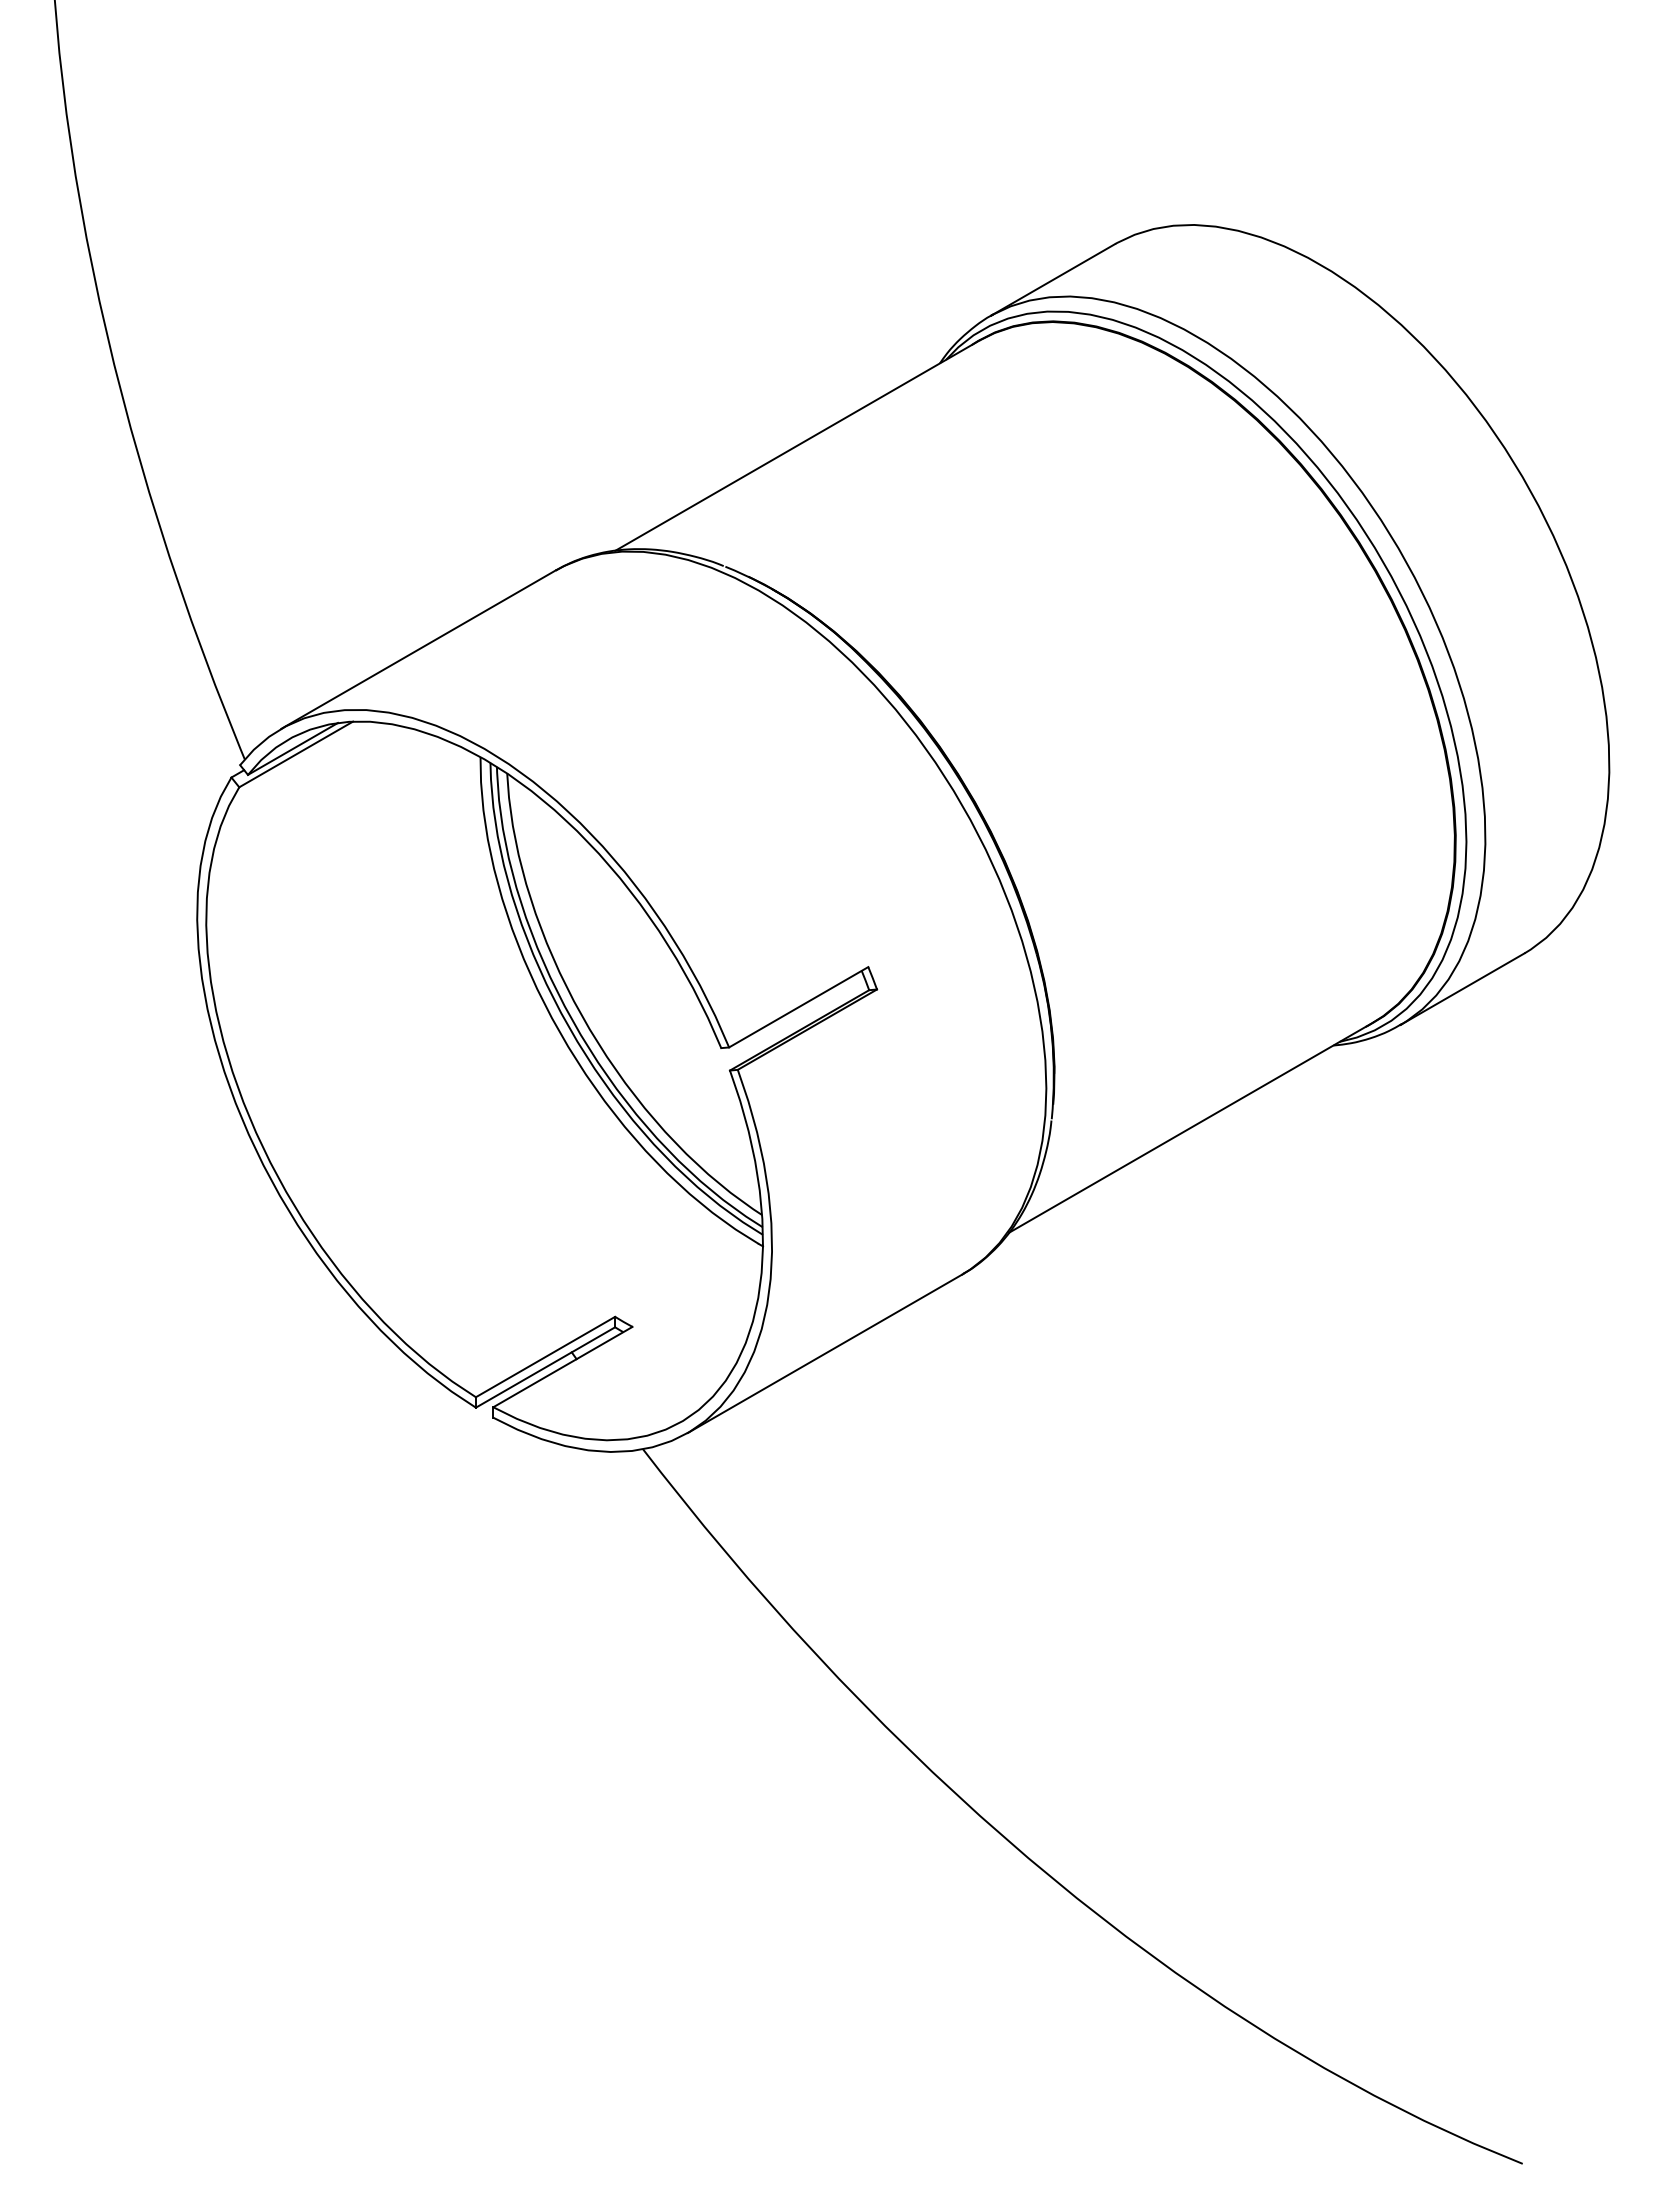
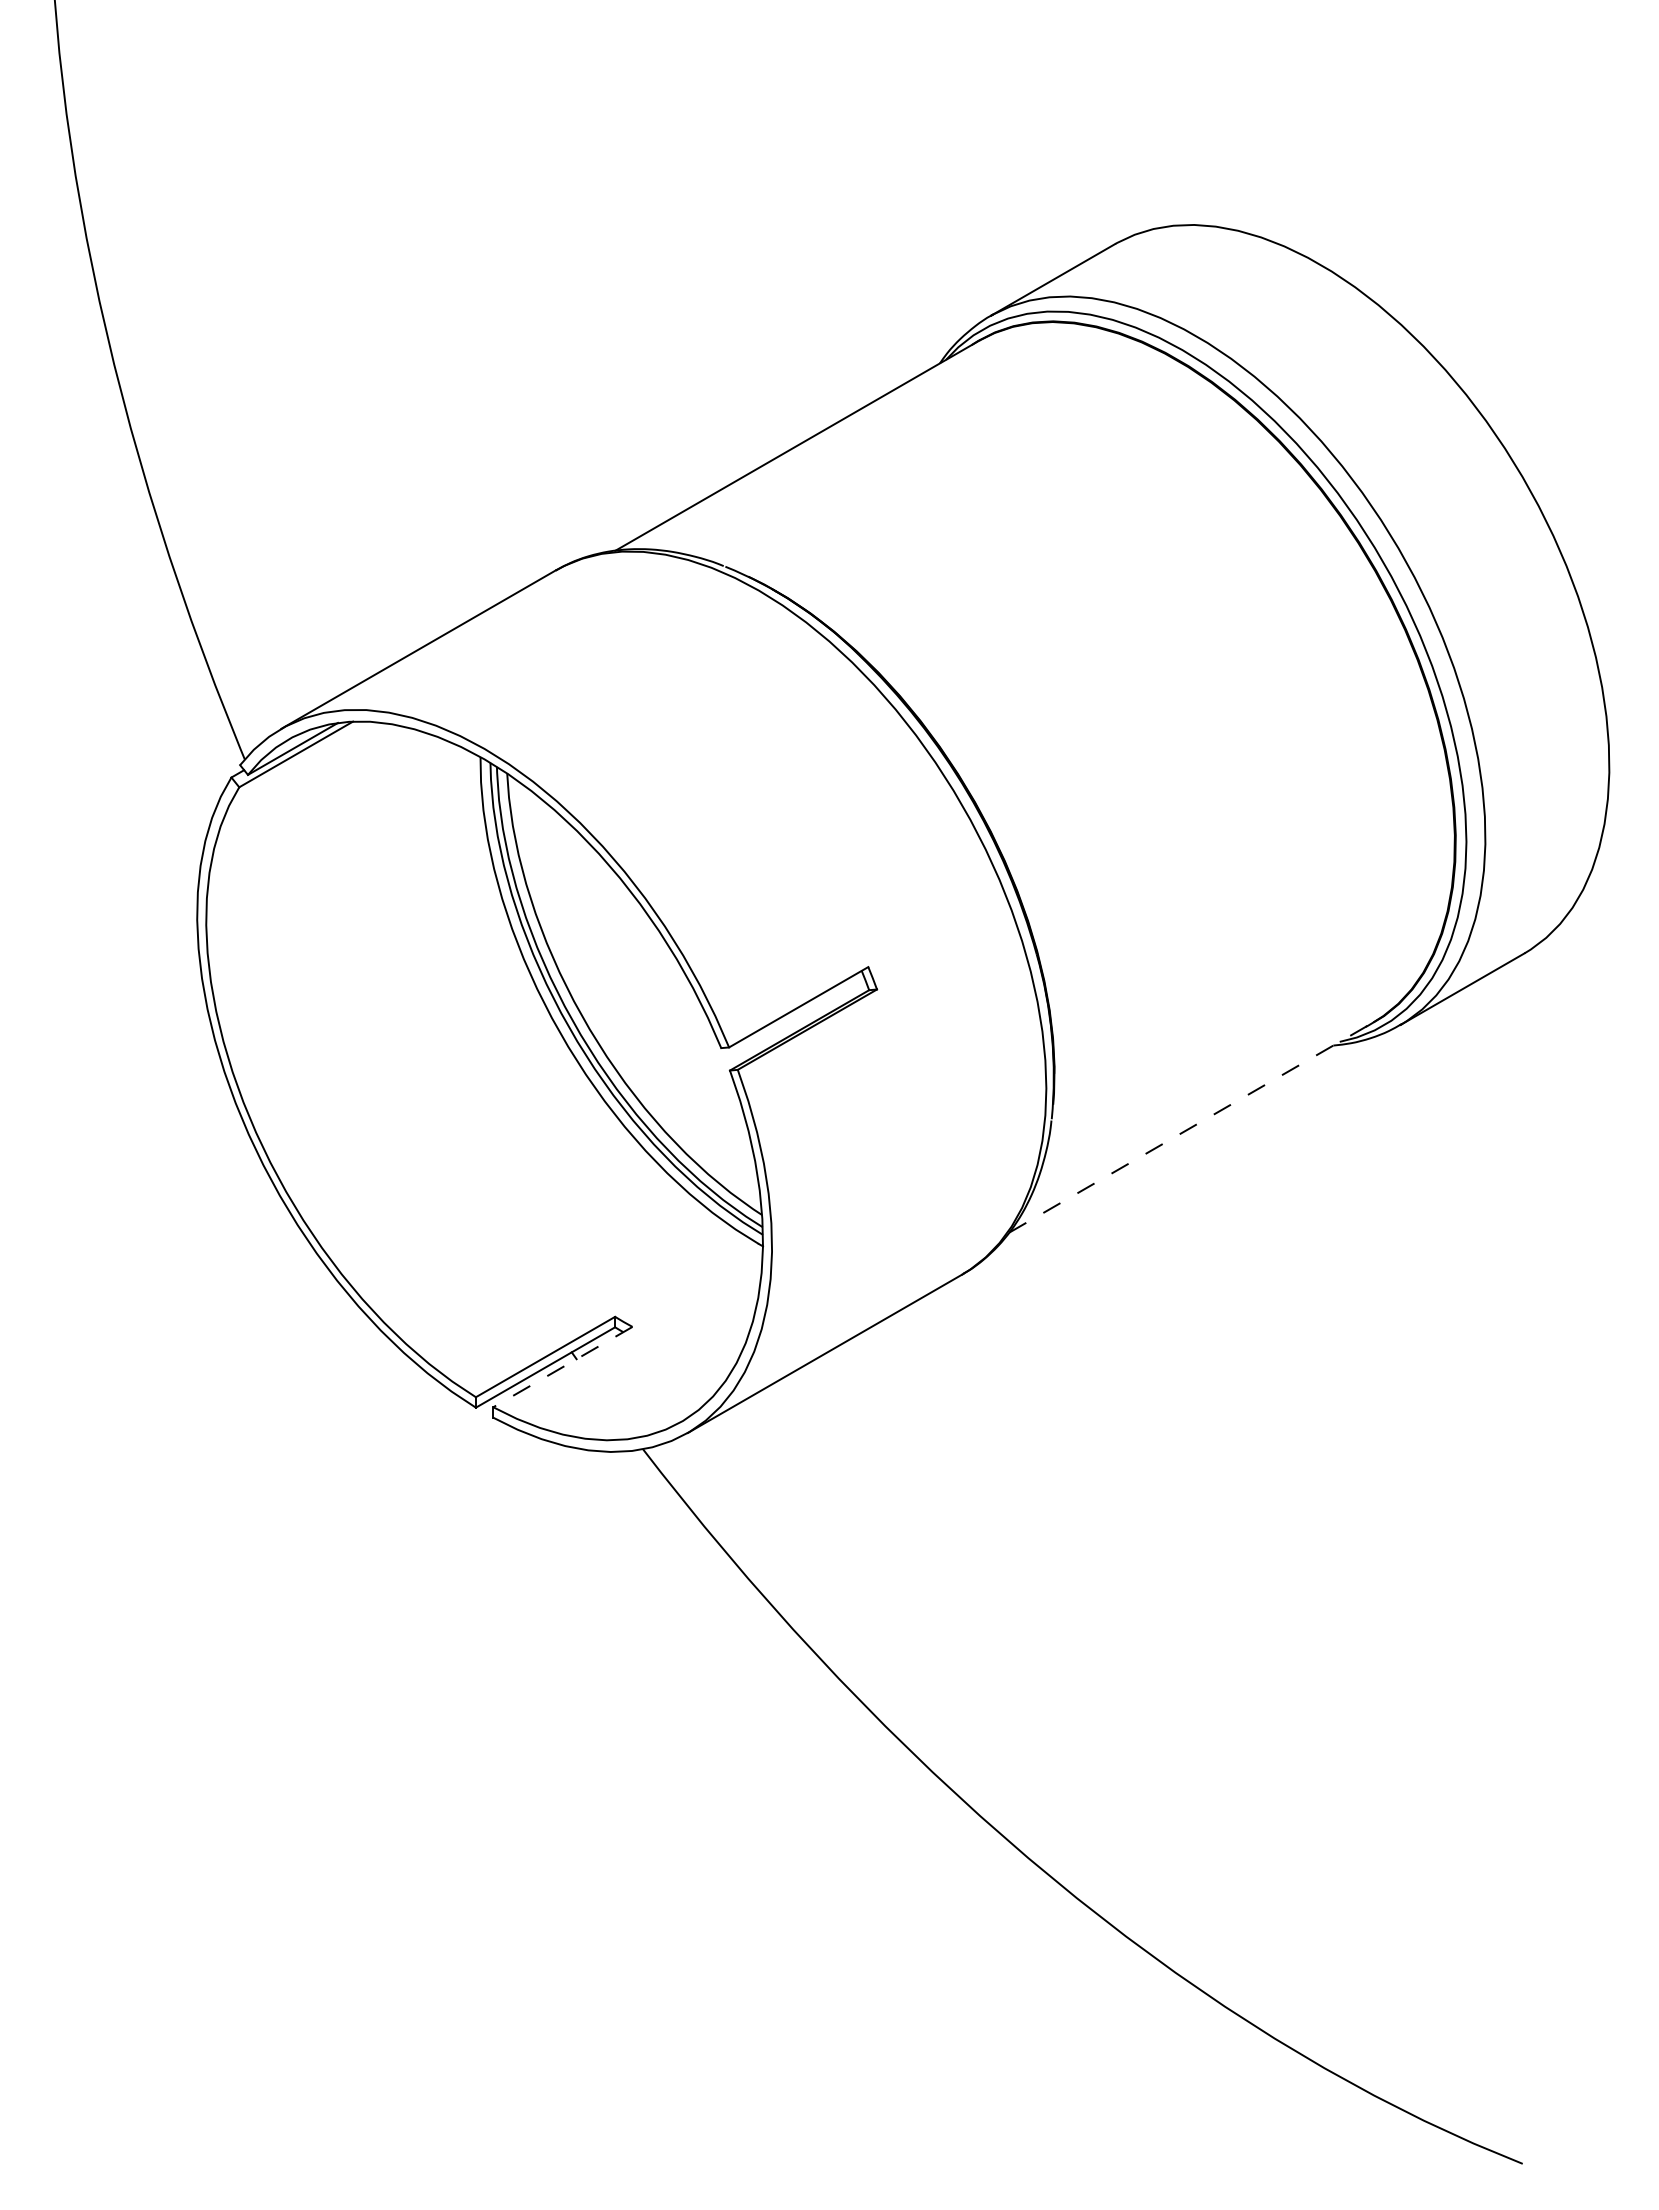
line: solid -> dashed (1191, 1127)
line: solid -> dashed (562, 1367)
